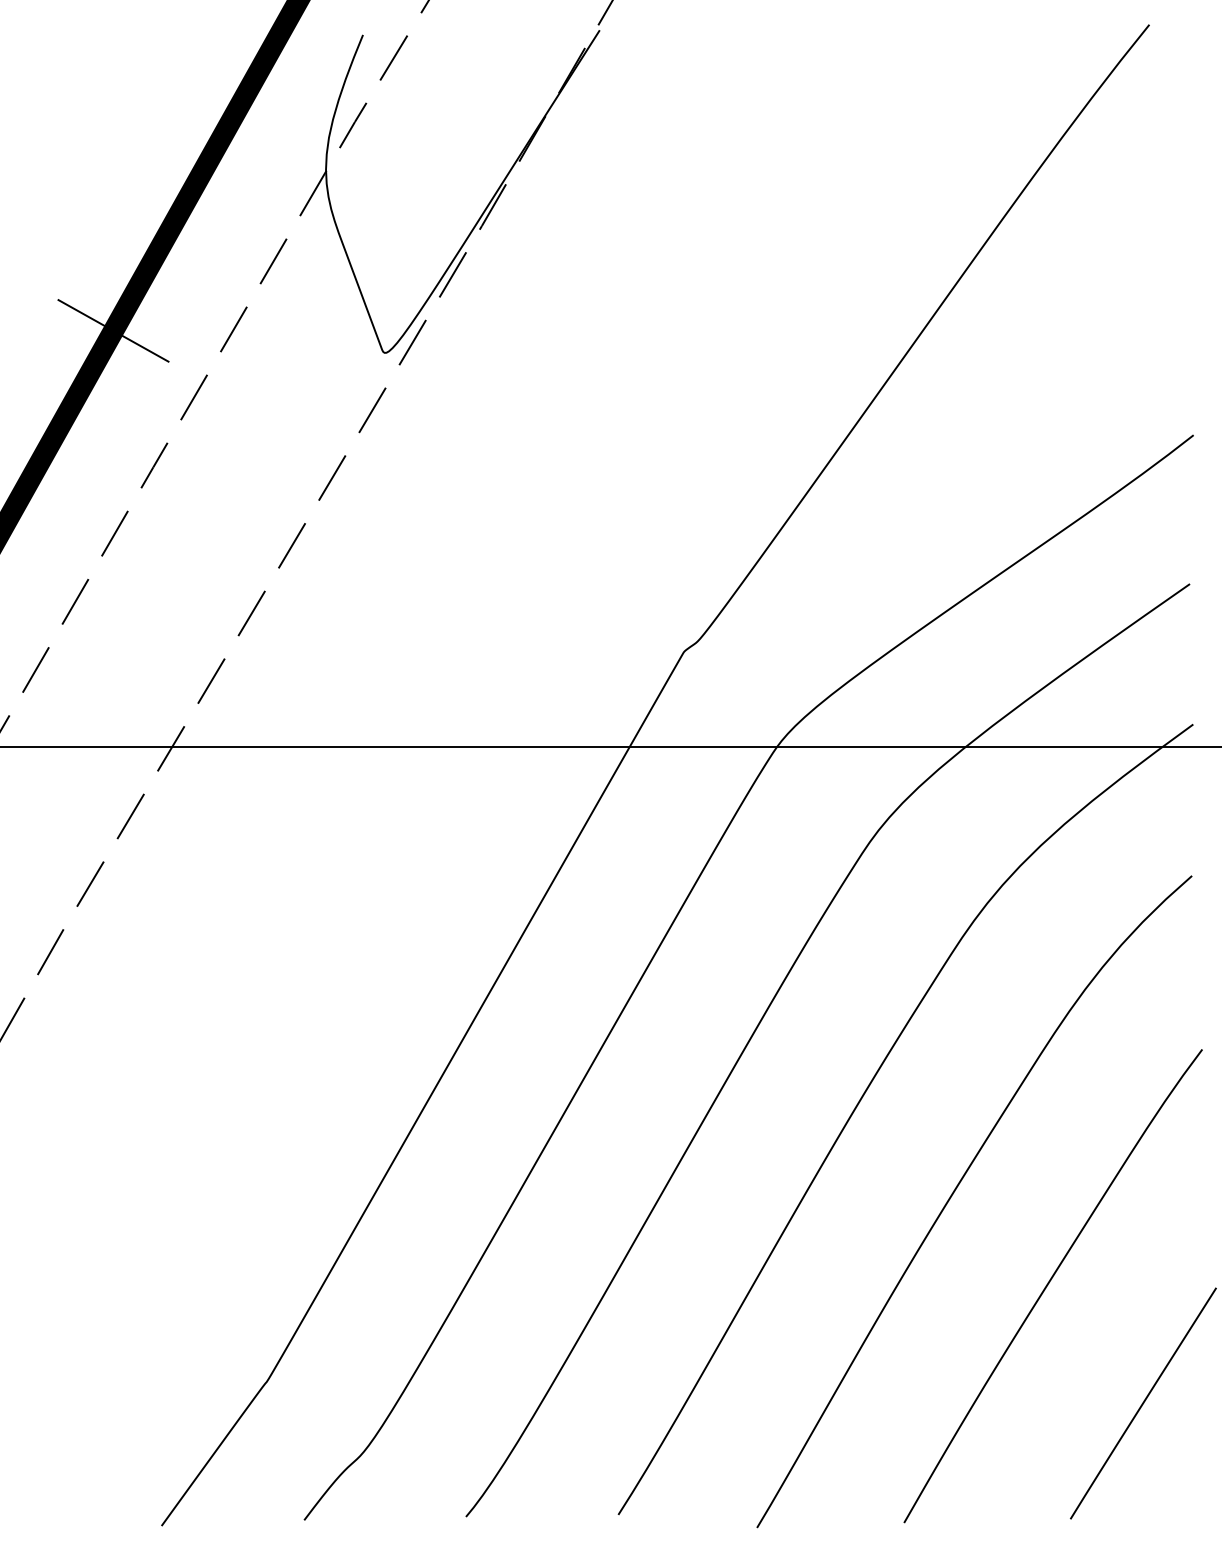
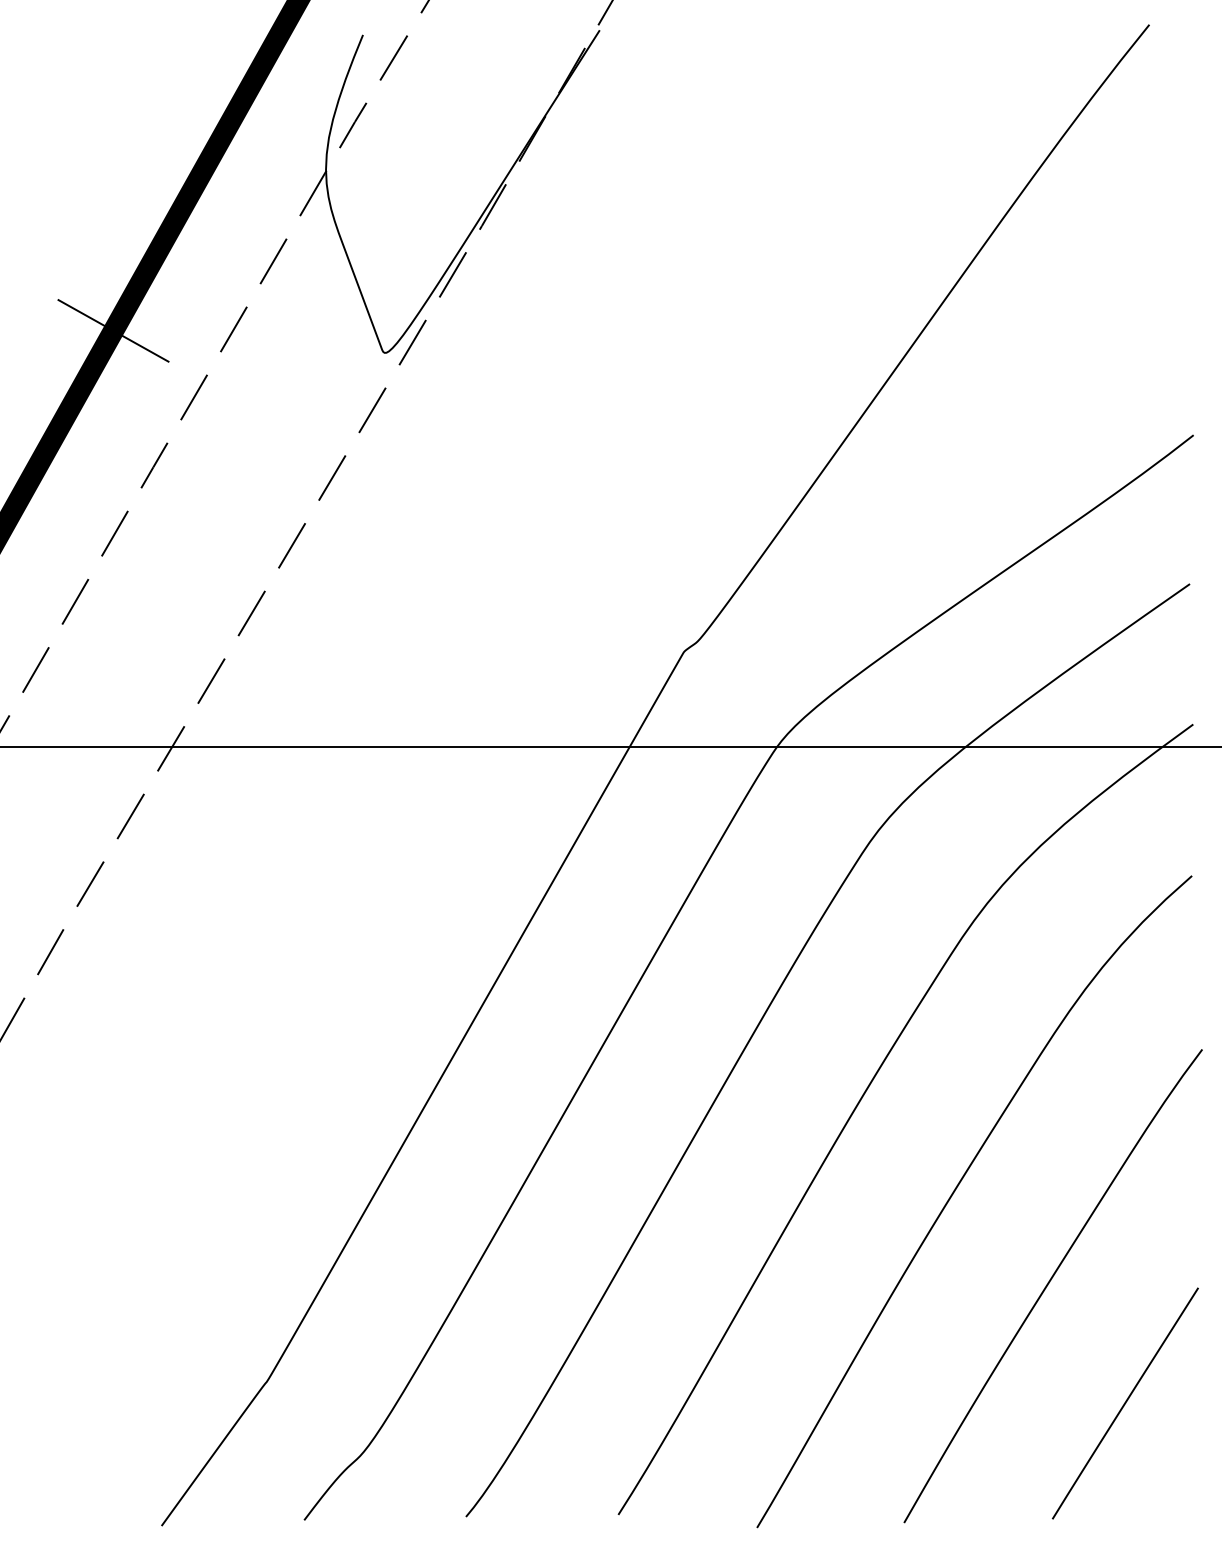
line position: (1143, 1403) -> (1125, 1403) (1125, 1403)
